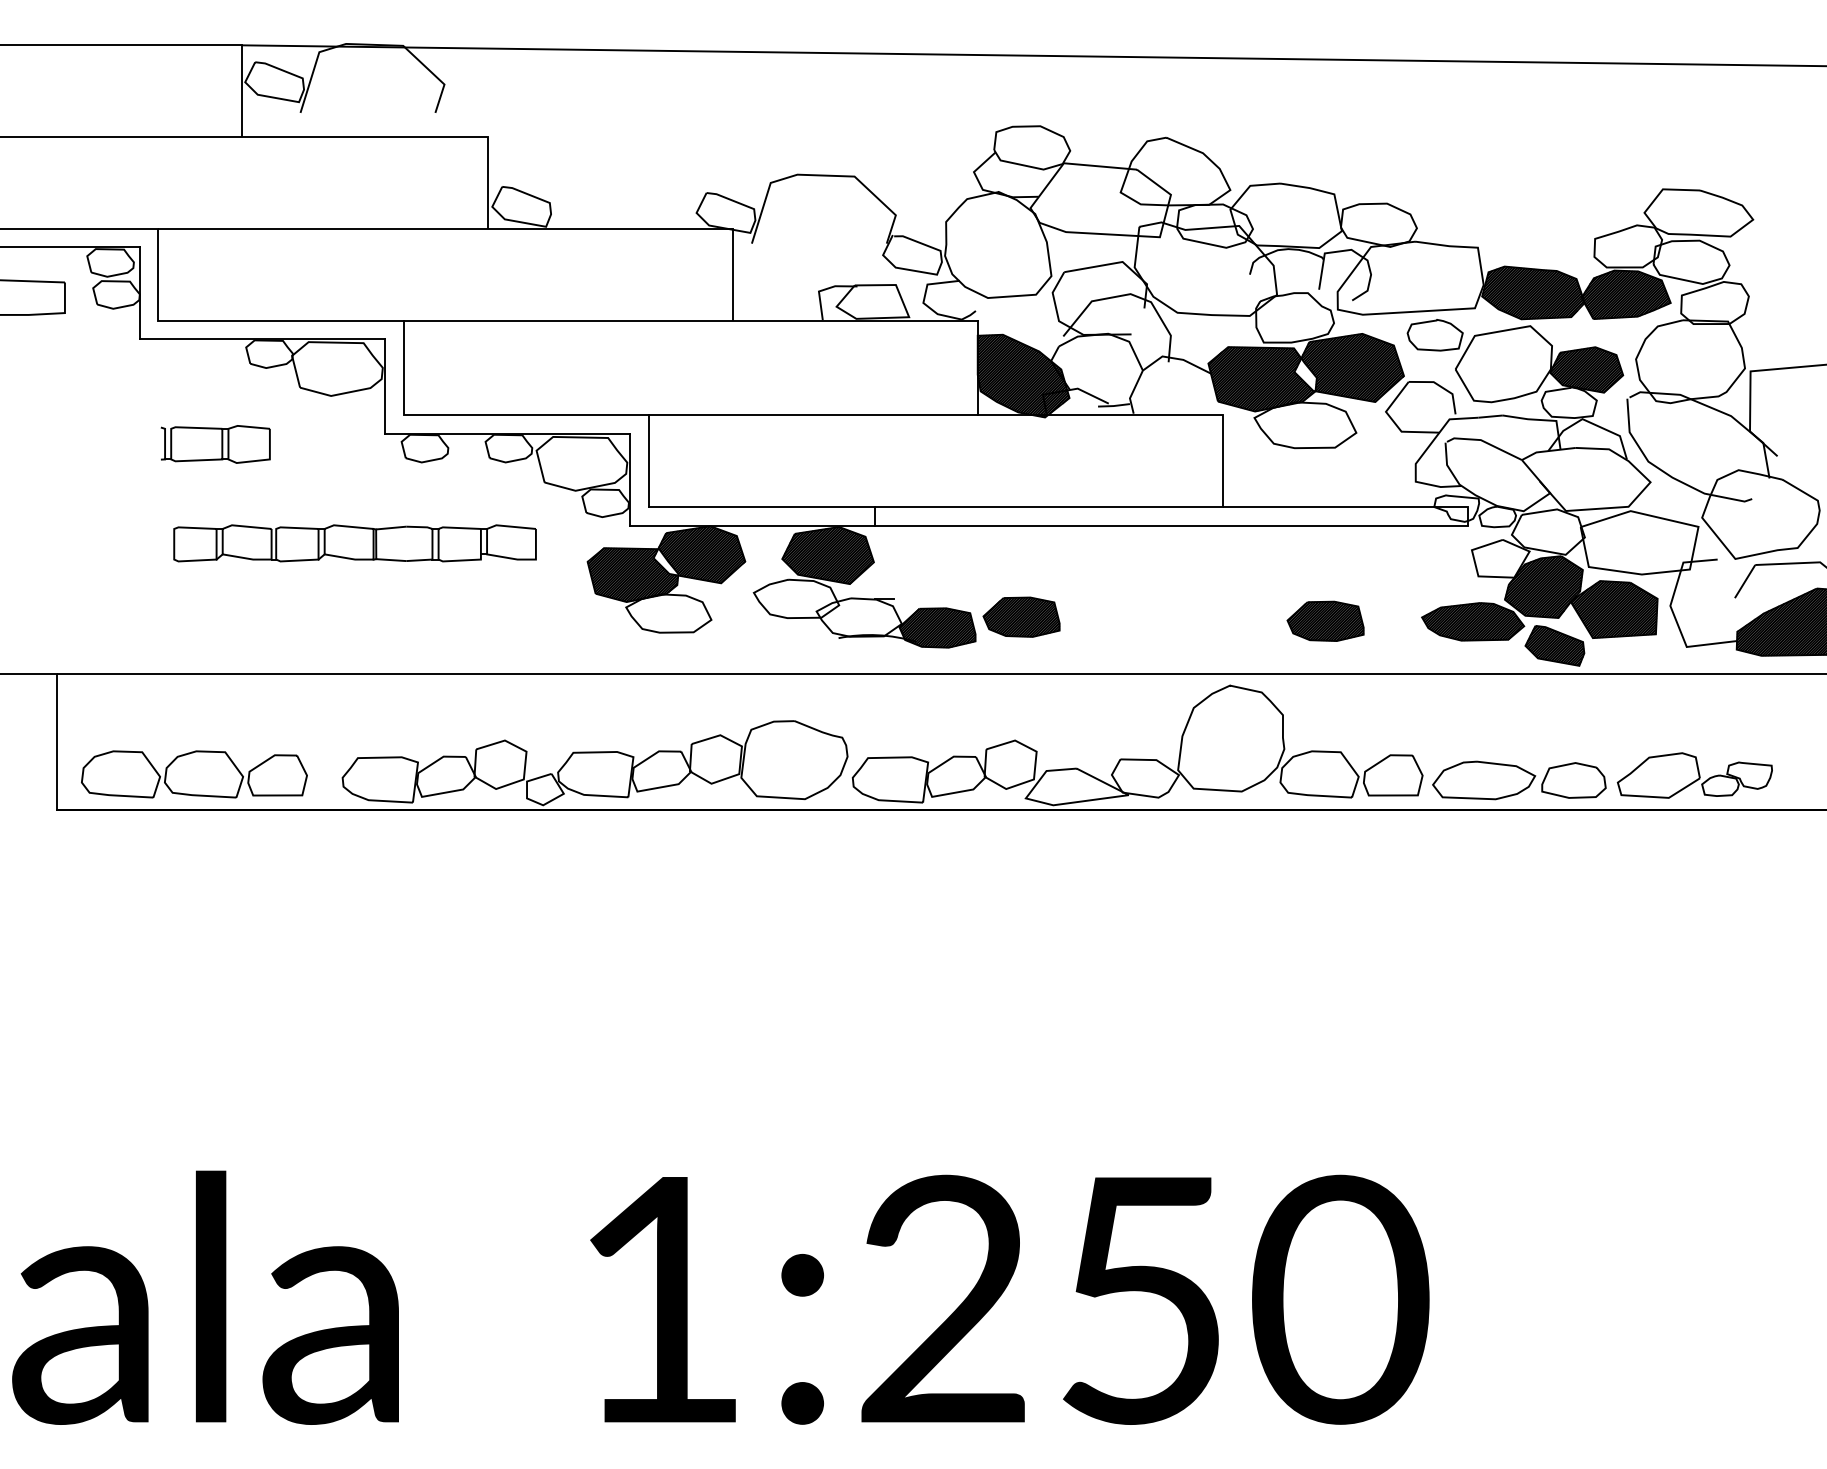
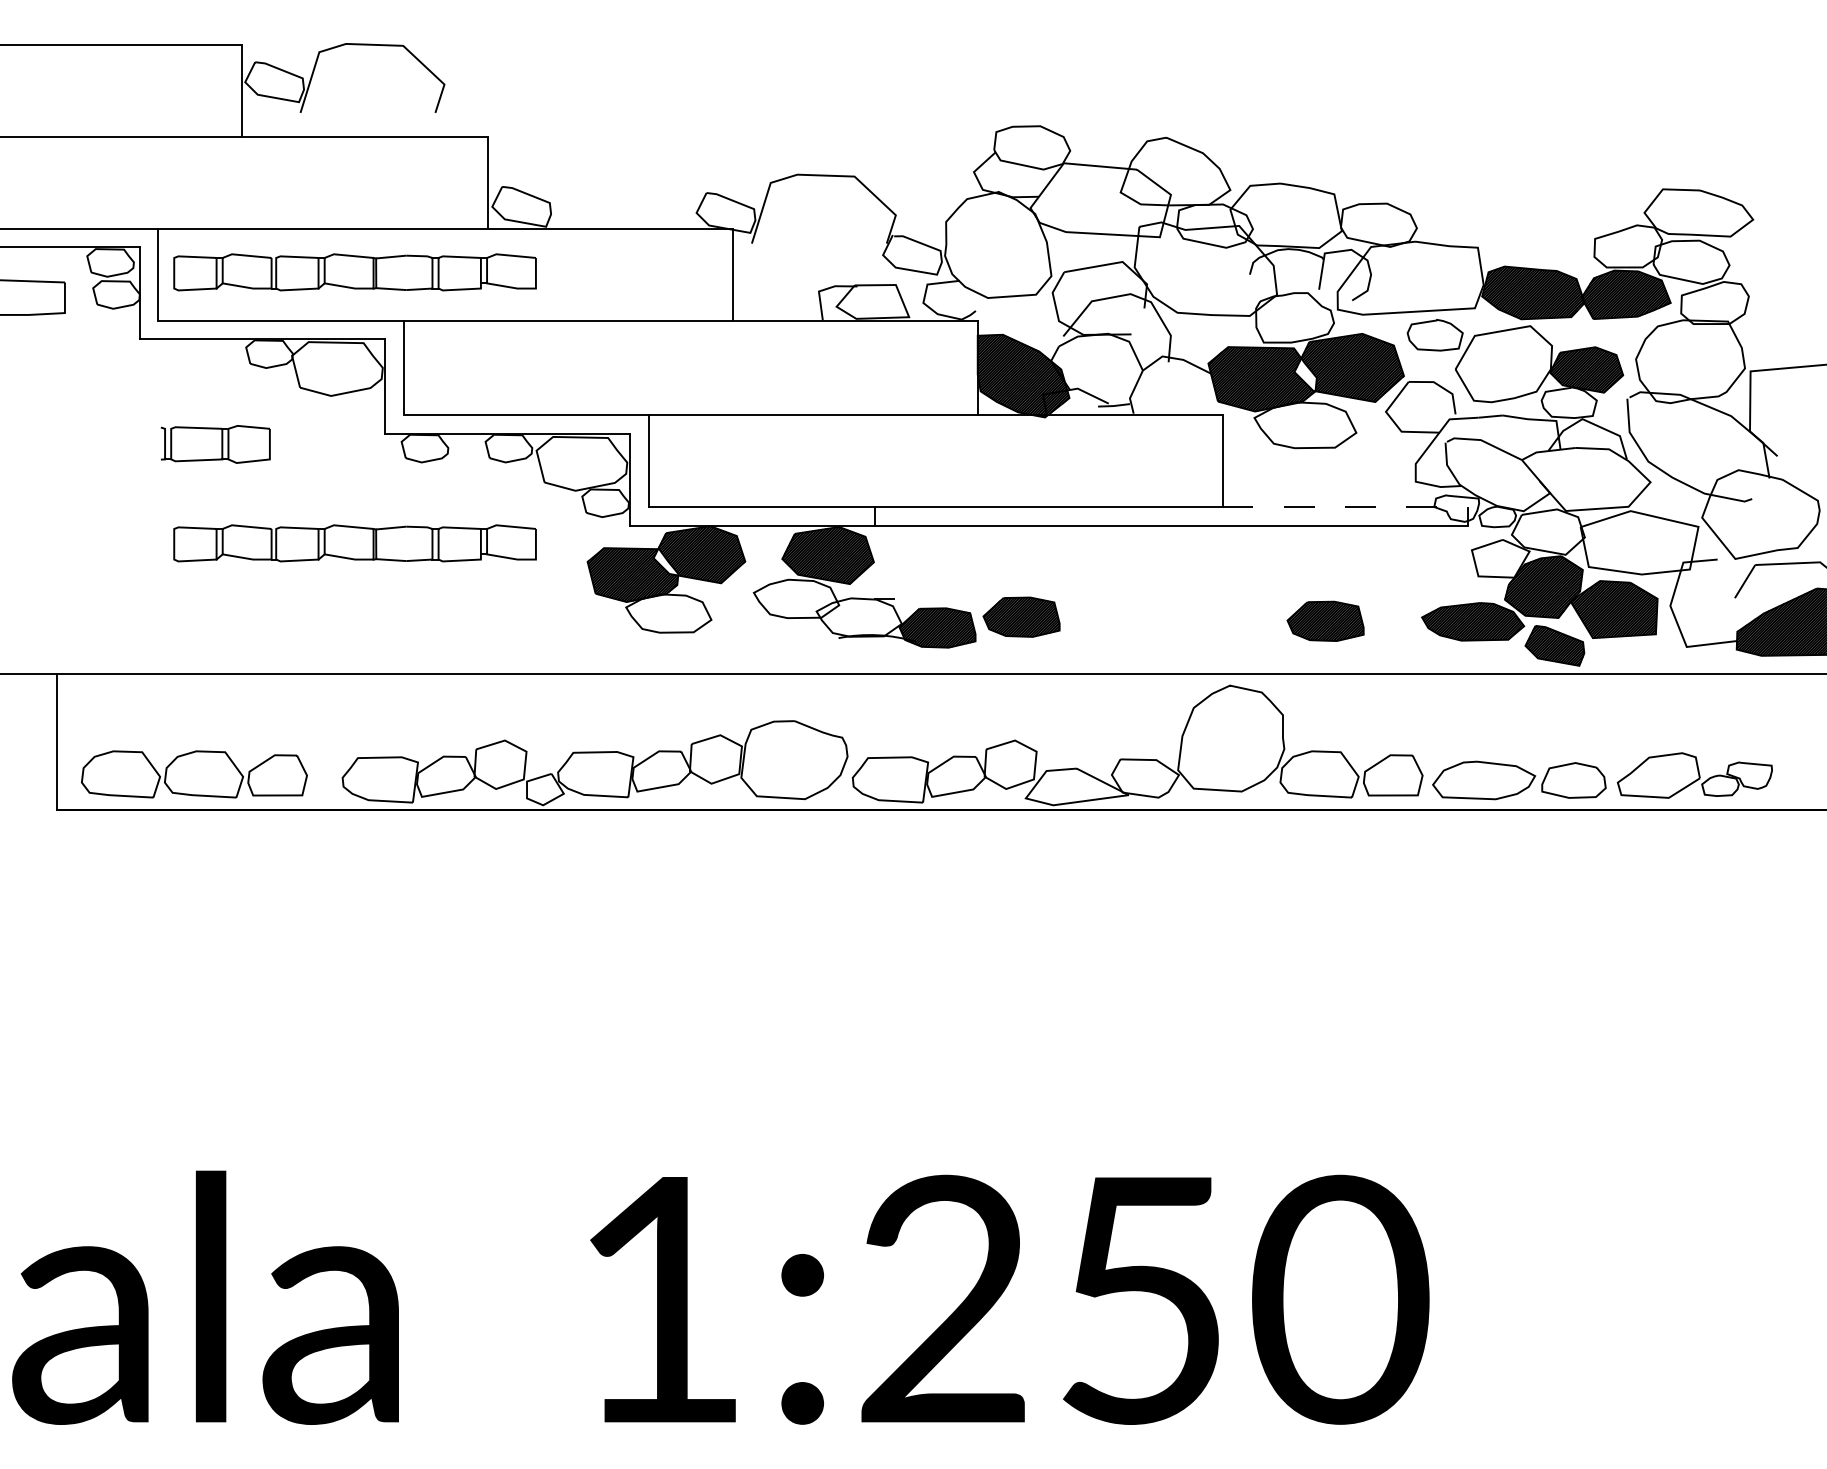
line: present -> none (1032, 55)
part: none -> present (354, 272)
line: solid -> dashed (1355, 507)
